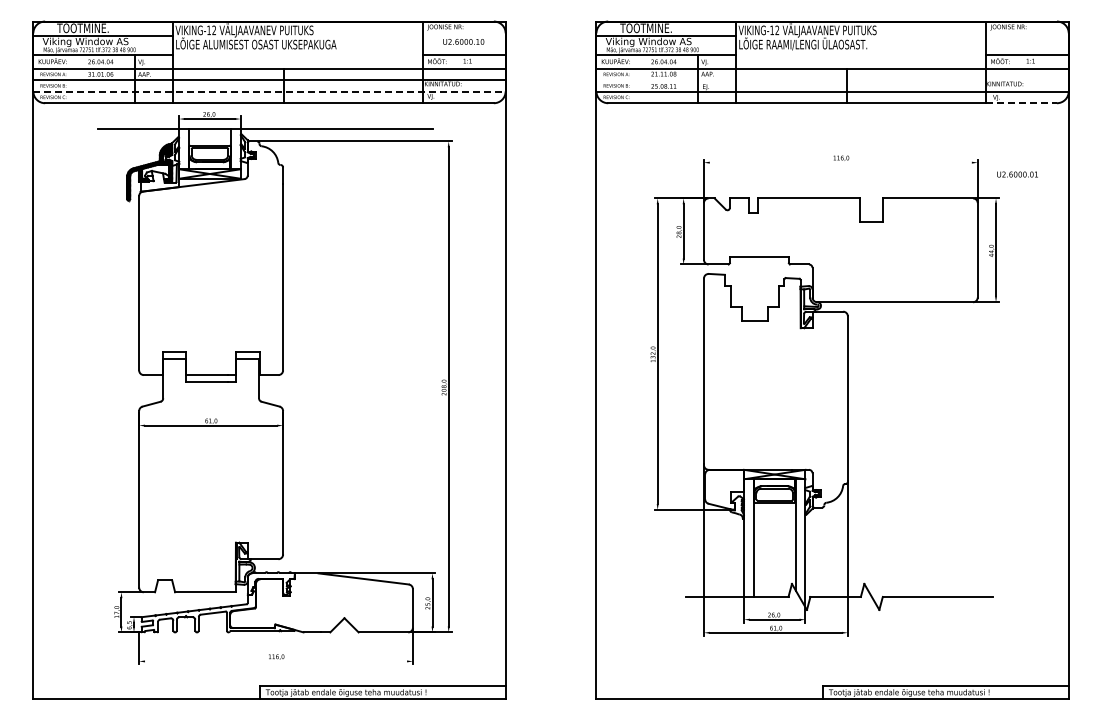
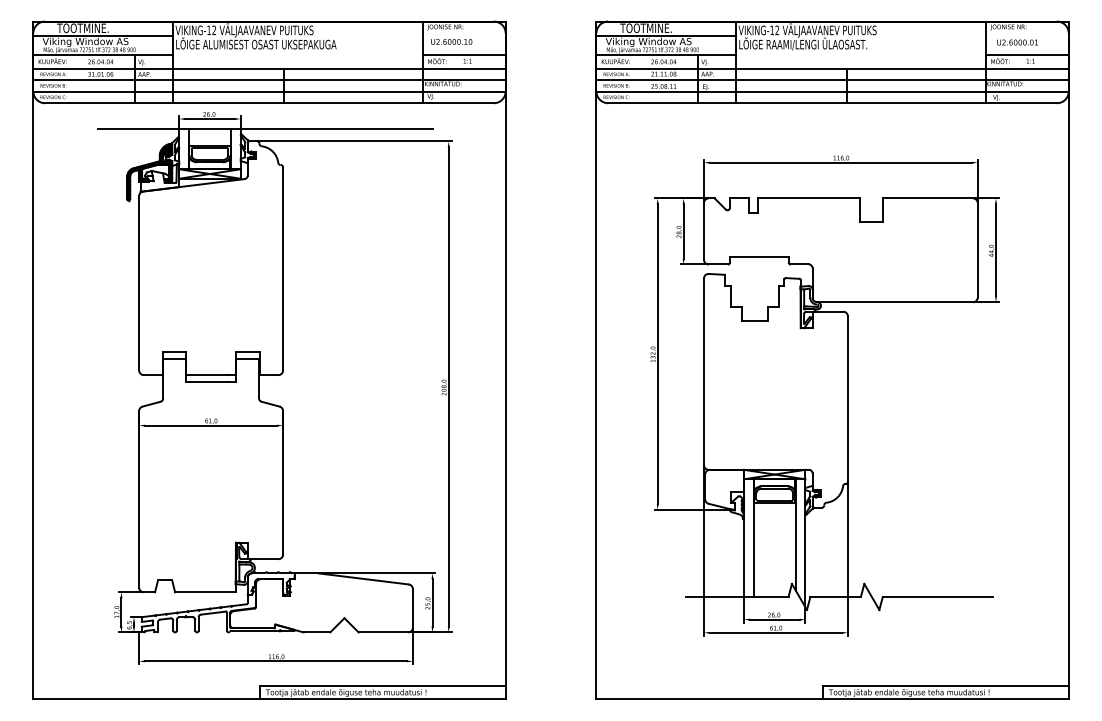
text position: (463, 41) -> (451, 41) (451, 41)
line: none -> present (832, 80)
line: dashed -> solid (270, 91)
line: dashed -> solid (1022, 103)
line: none -> present (840, 162)
text position: (1017, 174) -> (1017, 42) (1017, 42)
line: none -> present (276, 661)
